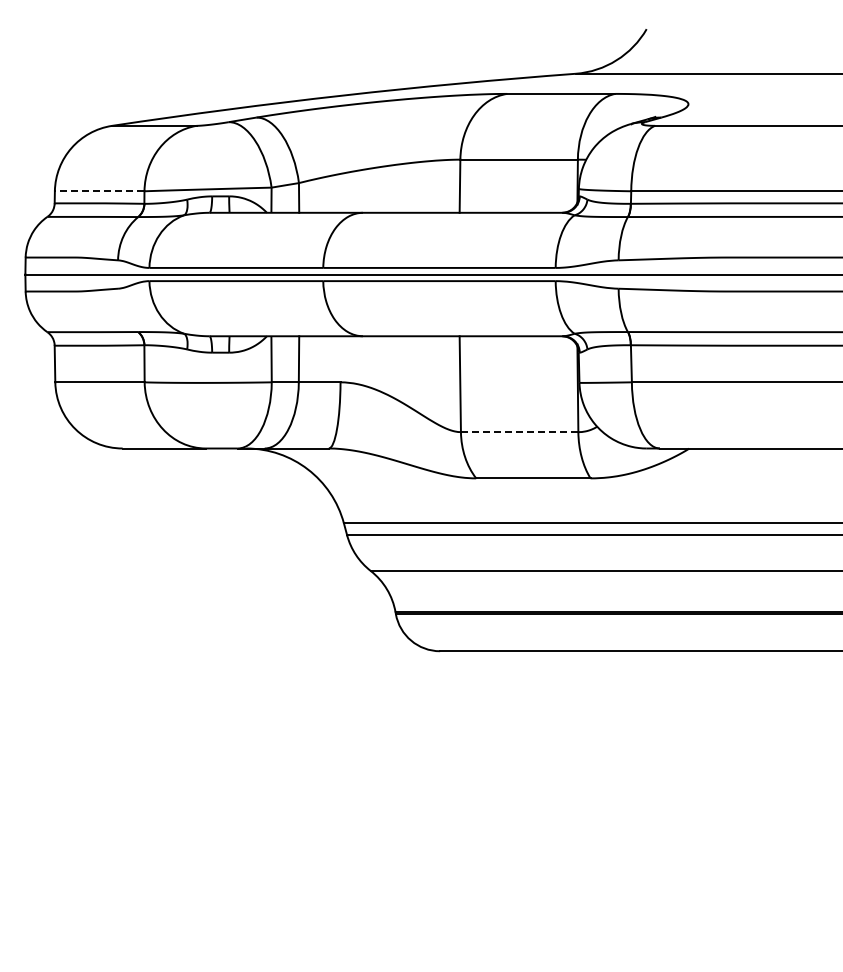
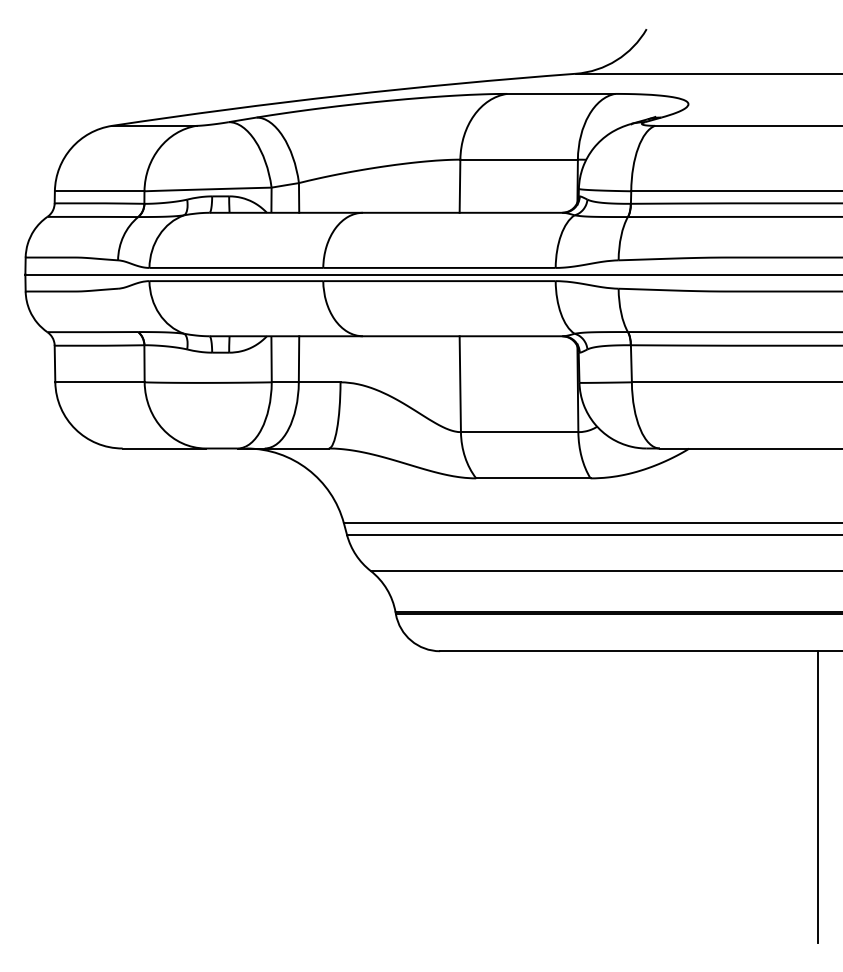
line: dashed -> solid (99, 191)
line: dashed -> solid (519, 432)
line: none -> present (817, 796)
